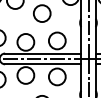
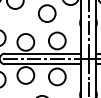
circle position: (42, 13) -> (47, 13) (47, 13)
